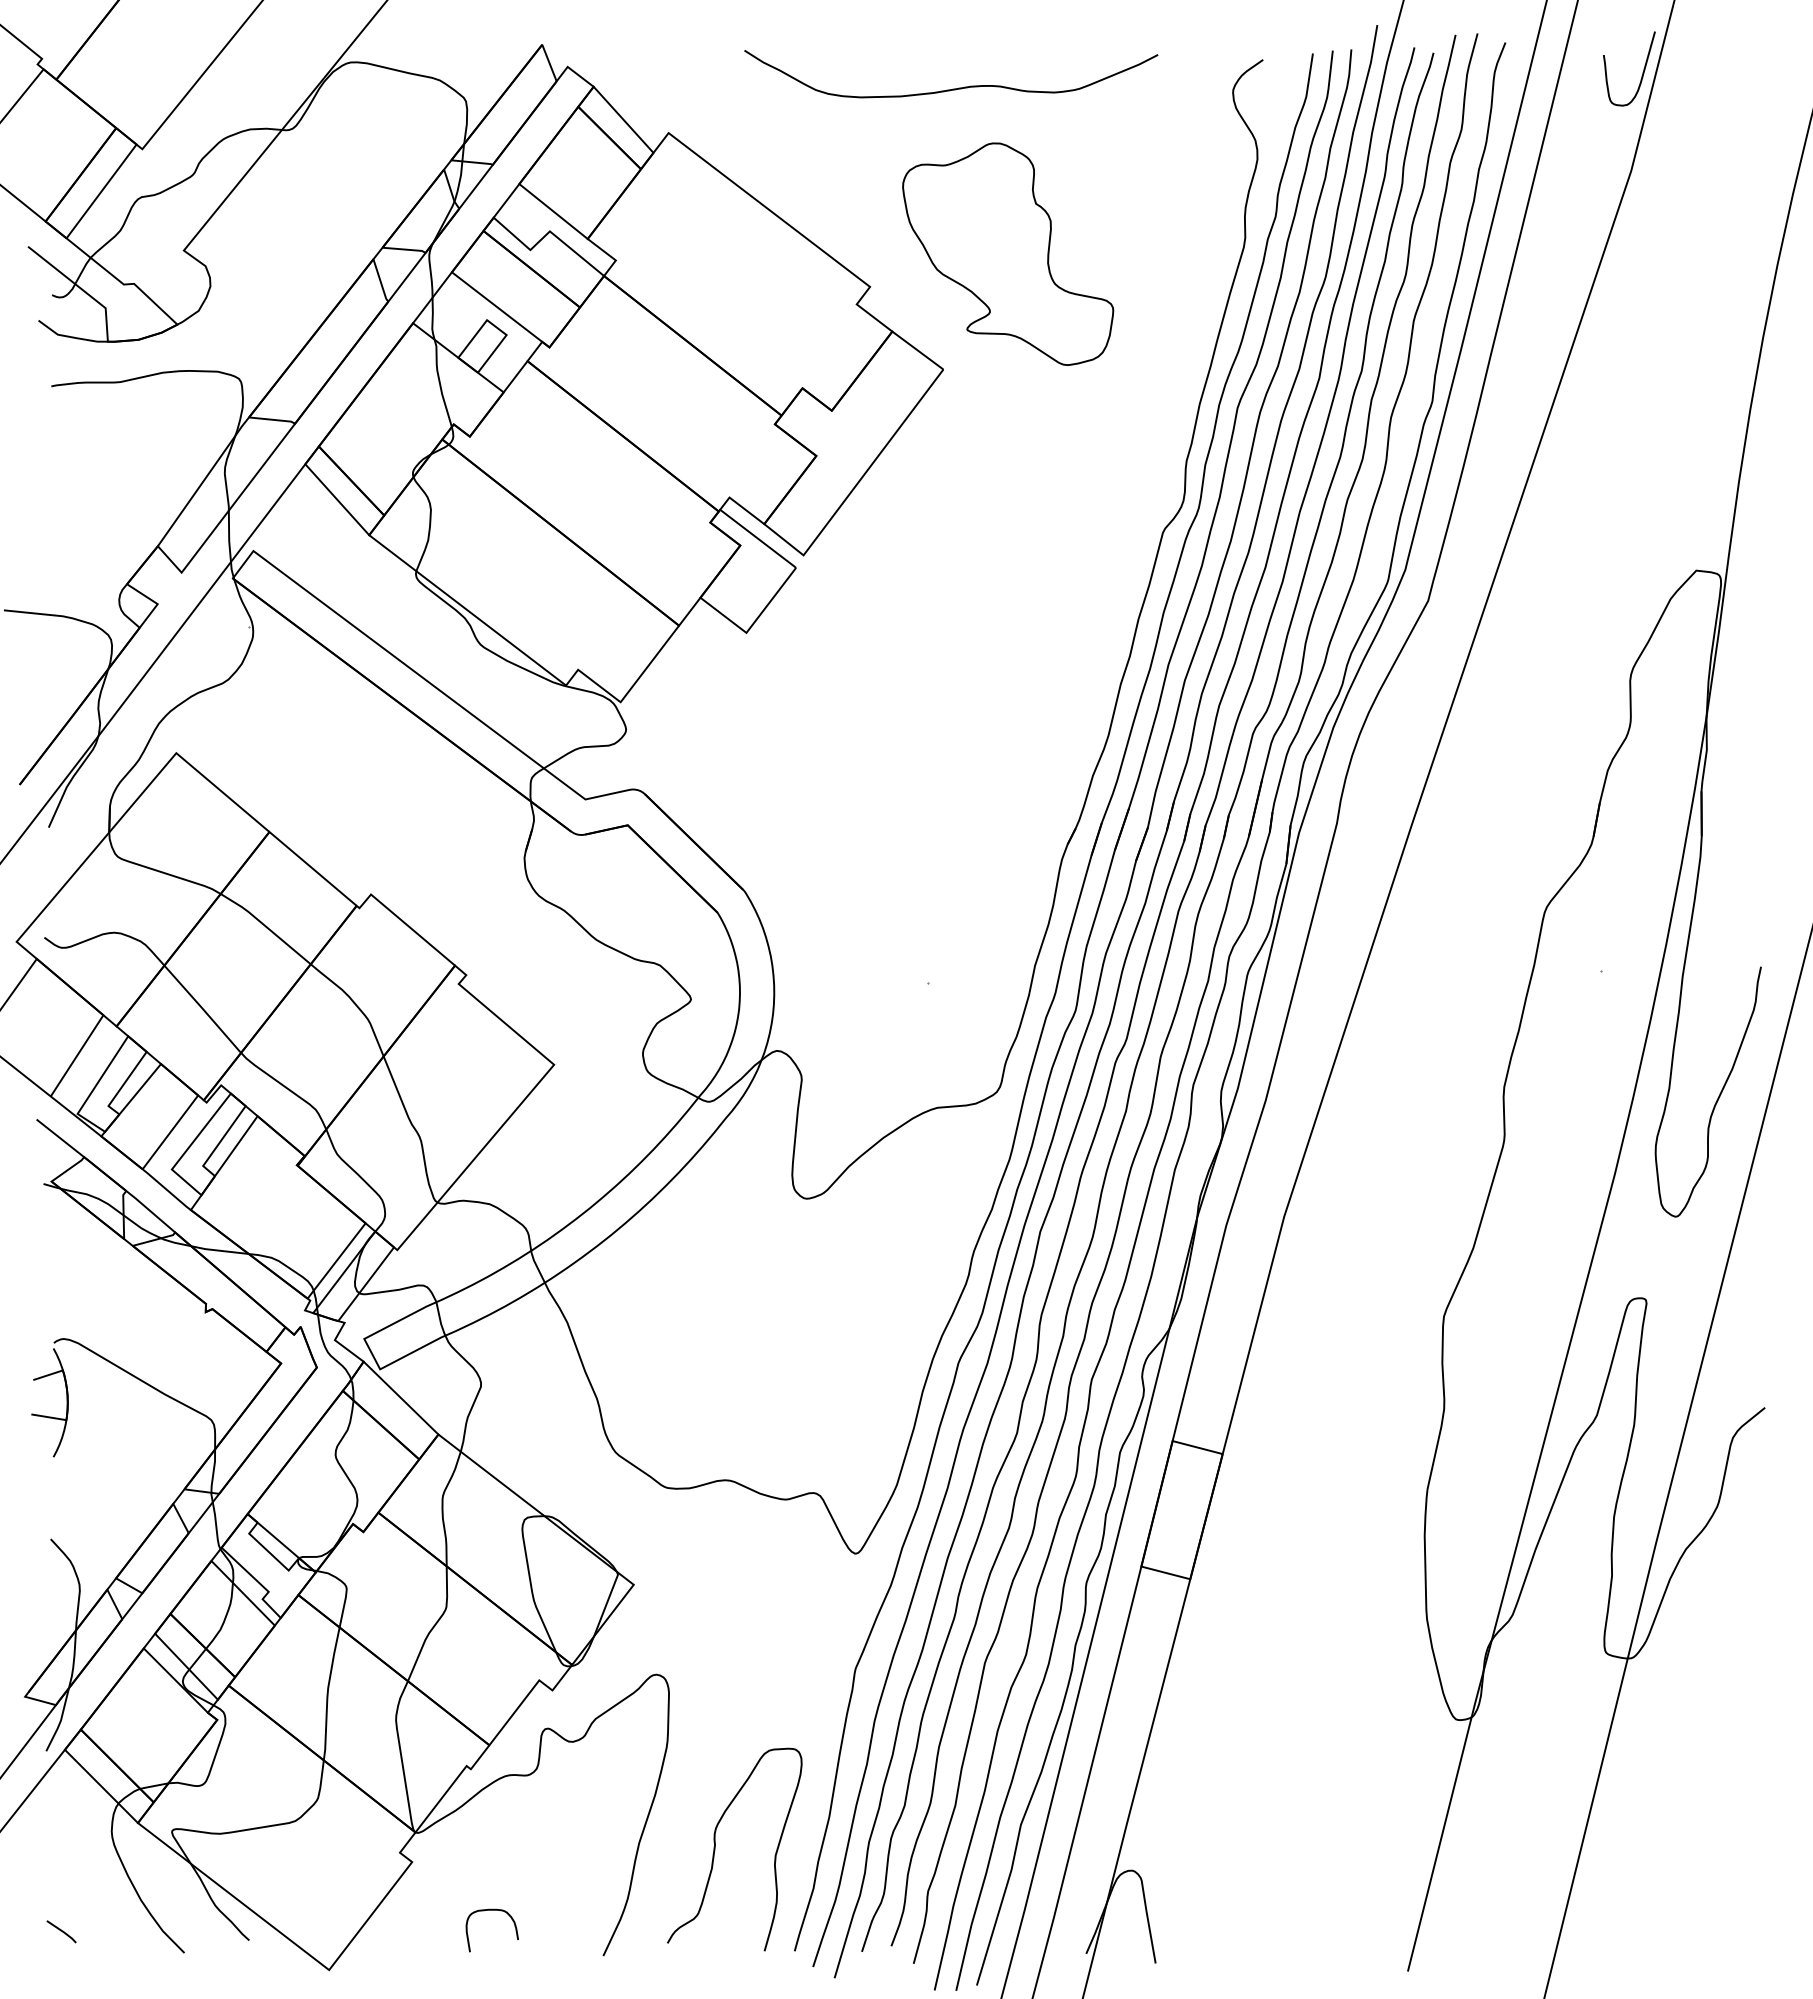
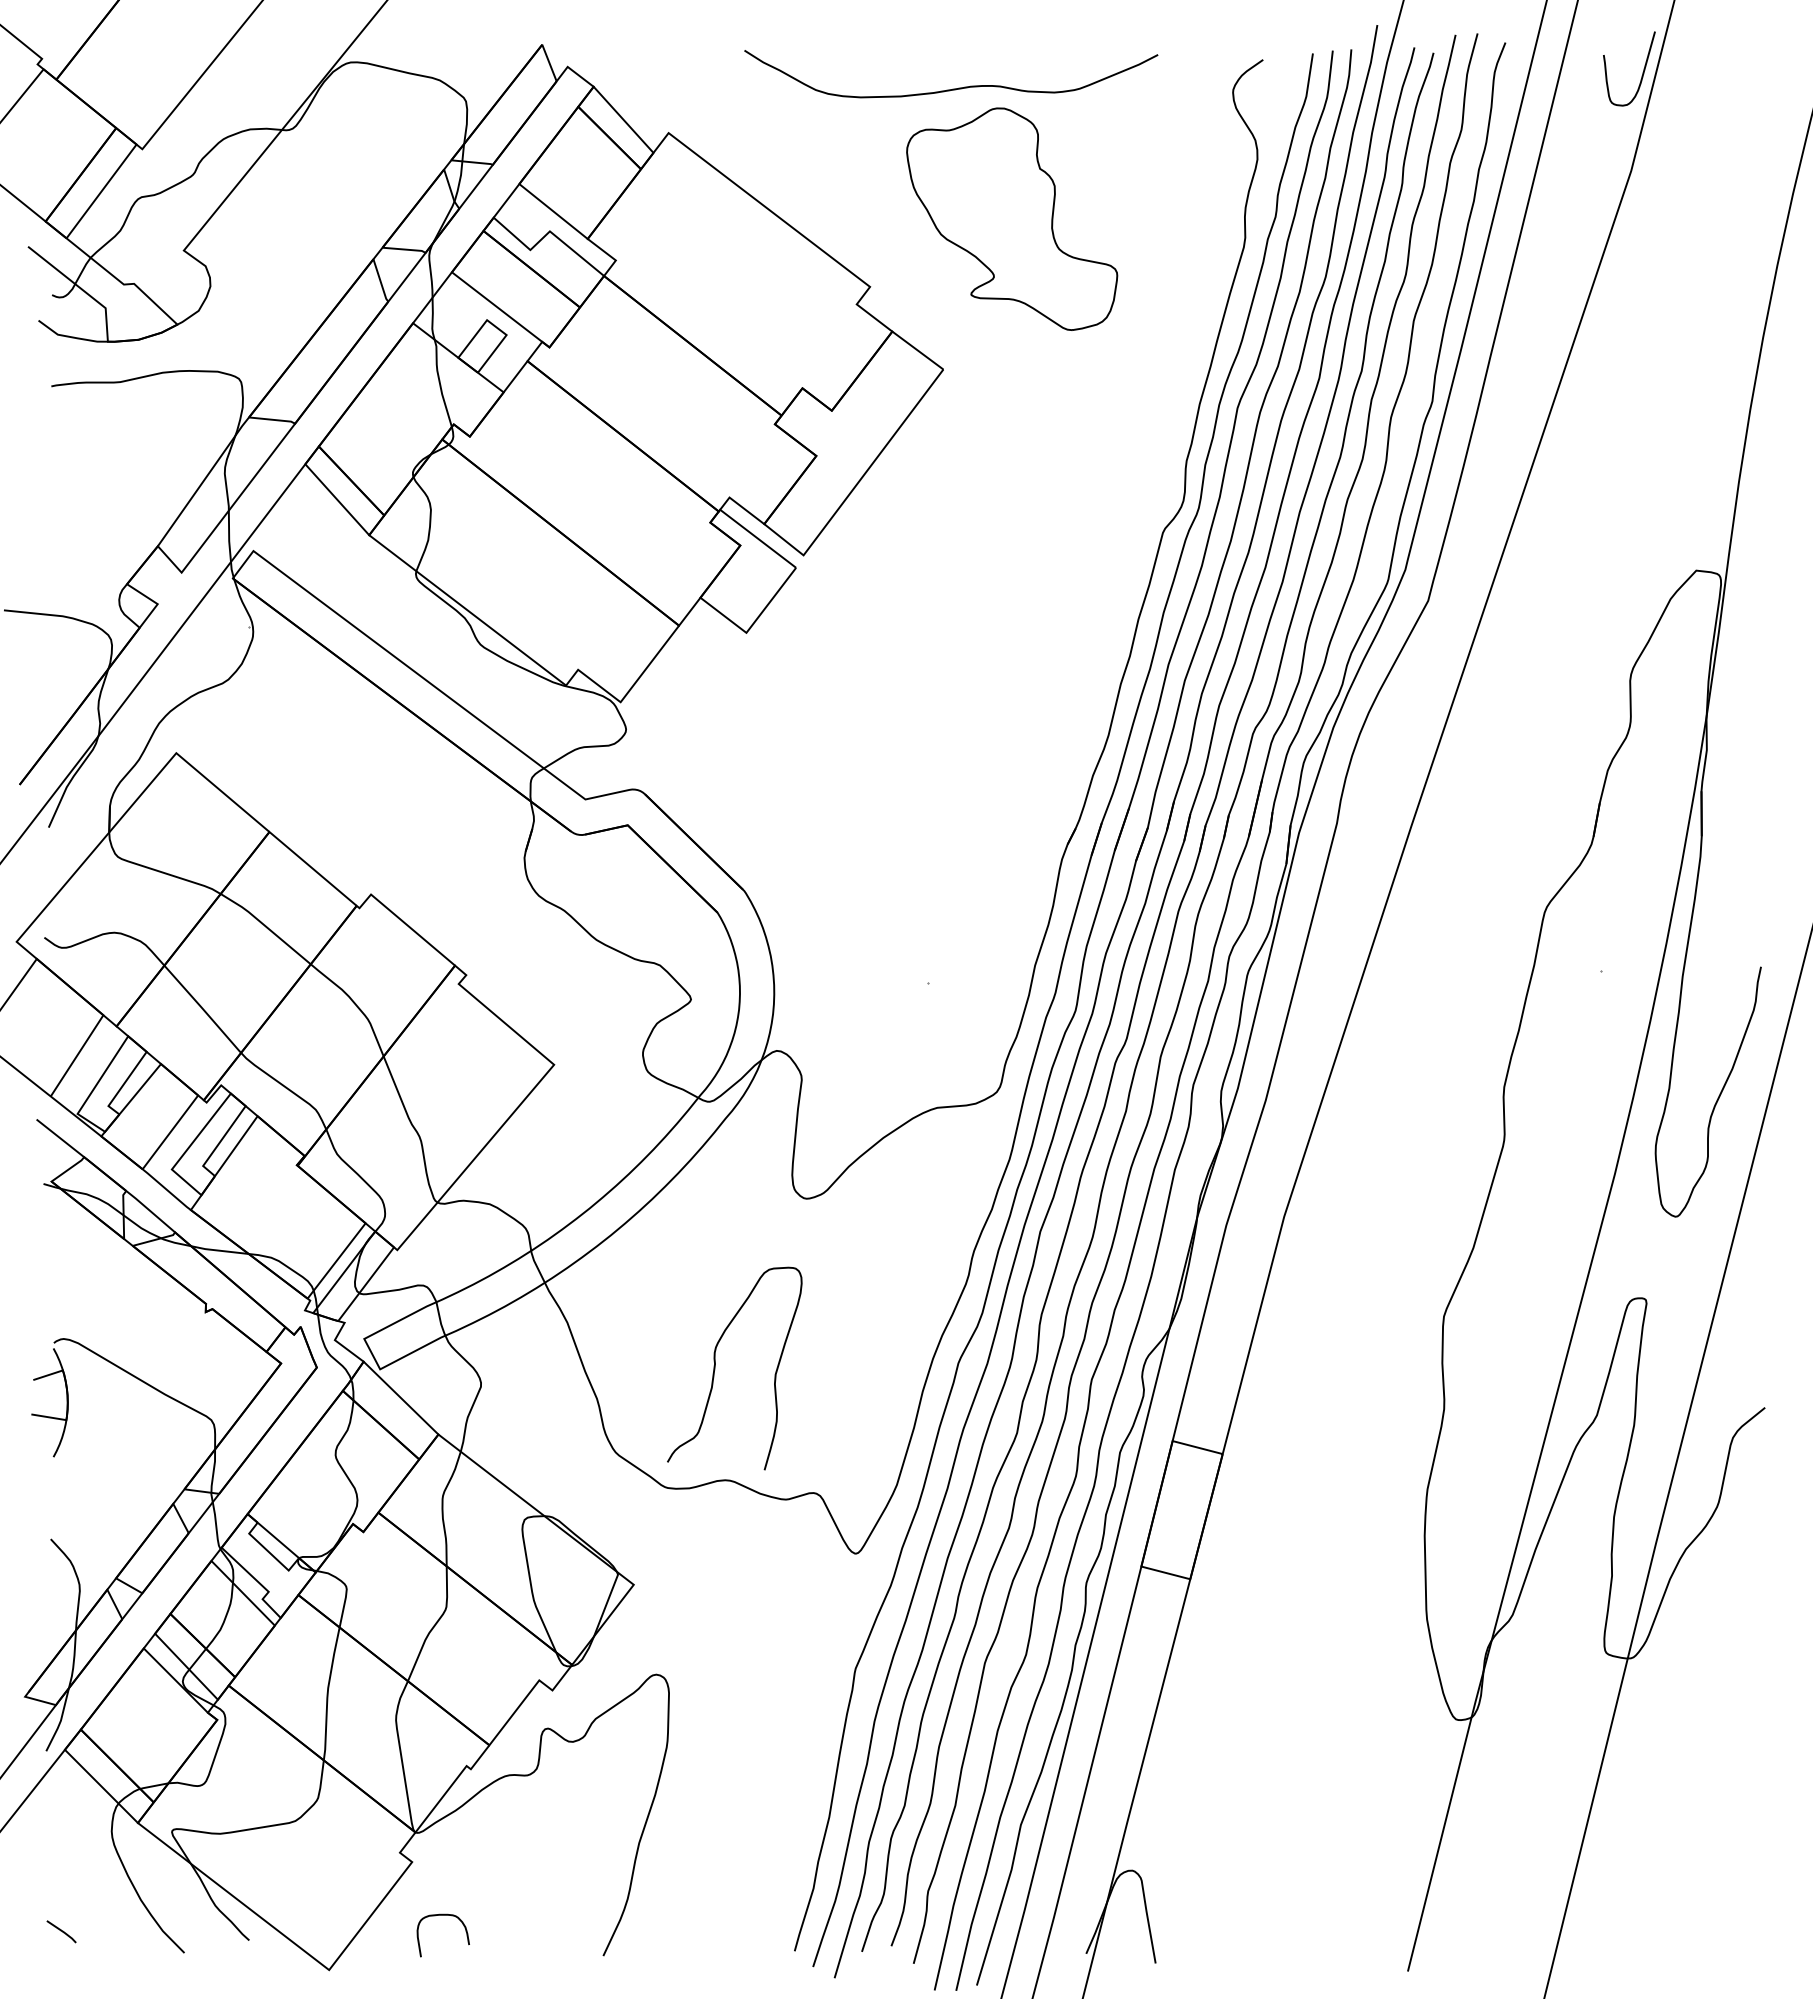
part position: (1008, 253) -> (1012, 218) (1012, 218)
curve position: (715, 1849) -> (715, 1368) (715, 1368)
curve position: (491, 1910) -> (442, 1915) (442, 1915)
